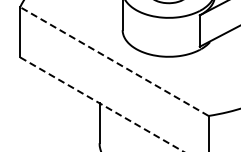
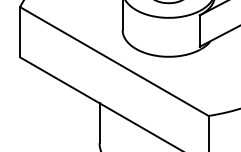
line: dashed -> solid (114, 61)
line: dashed -> solid (102, 104)
